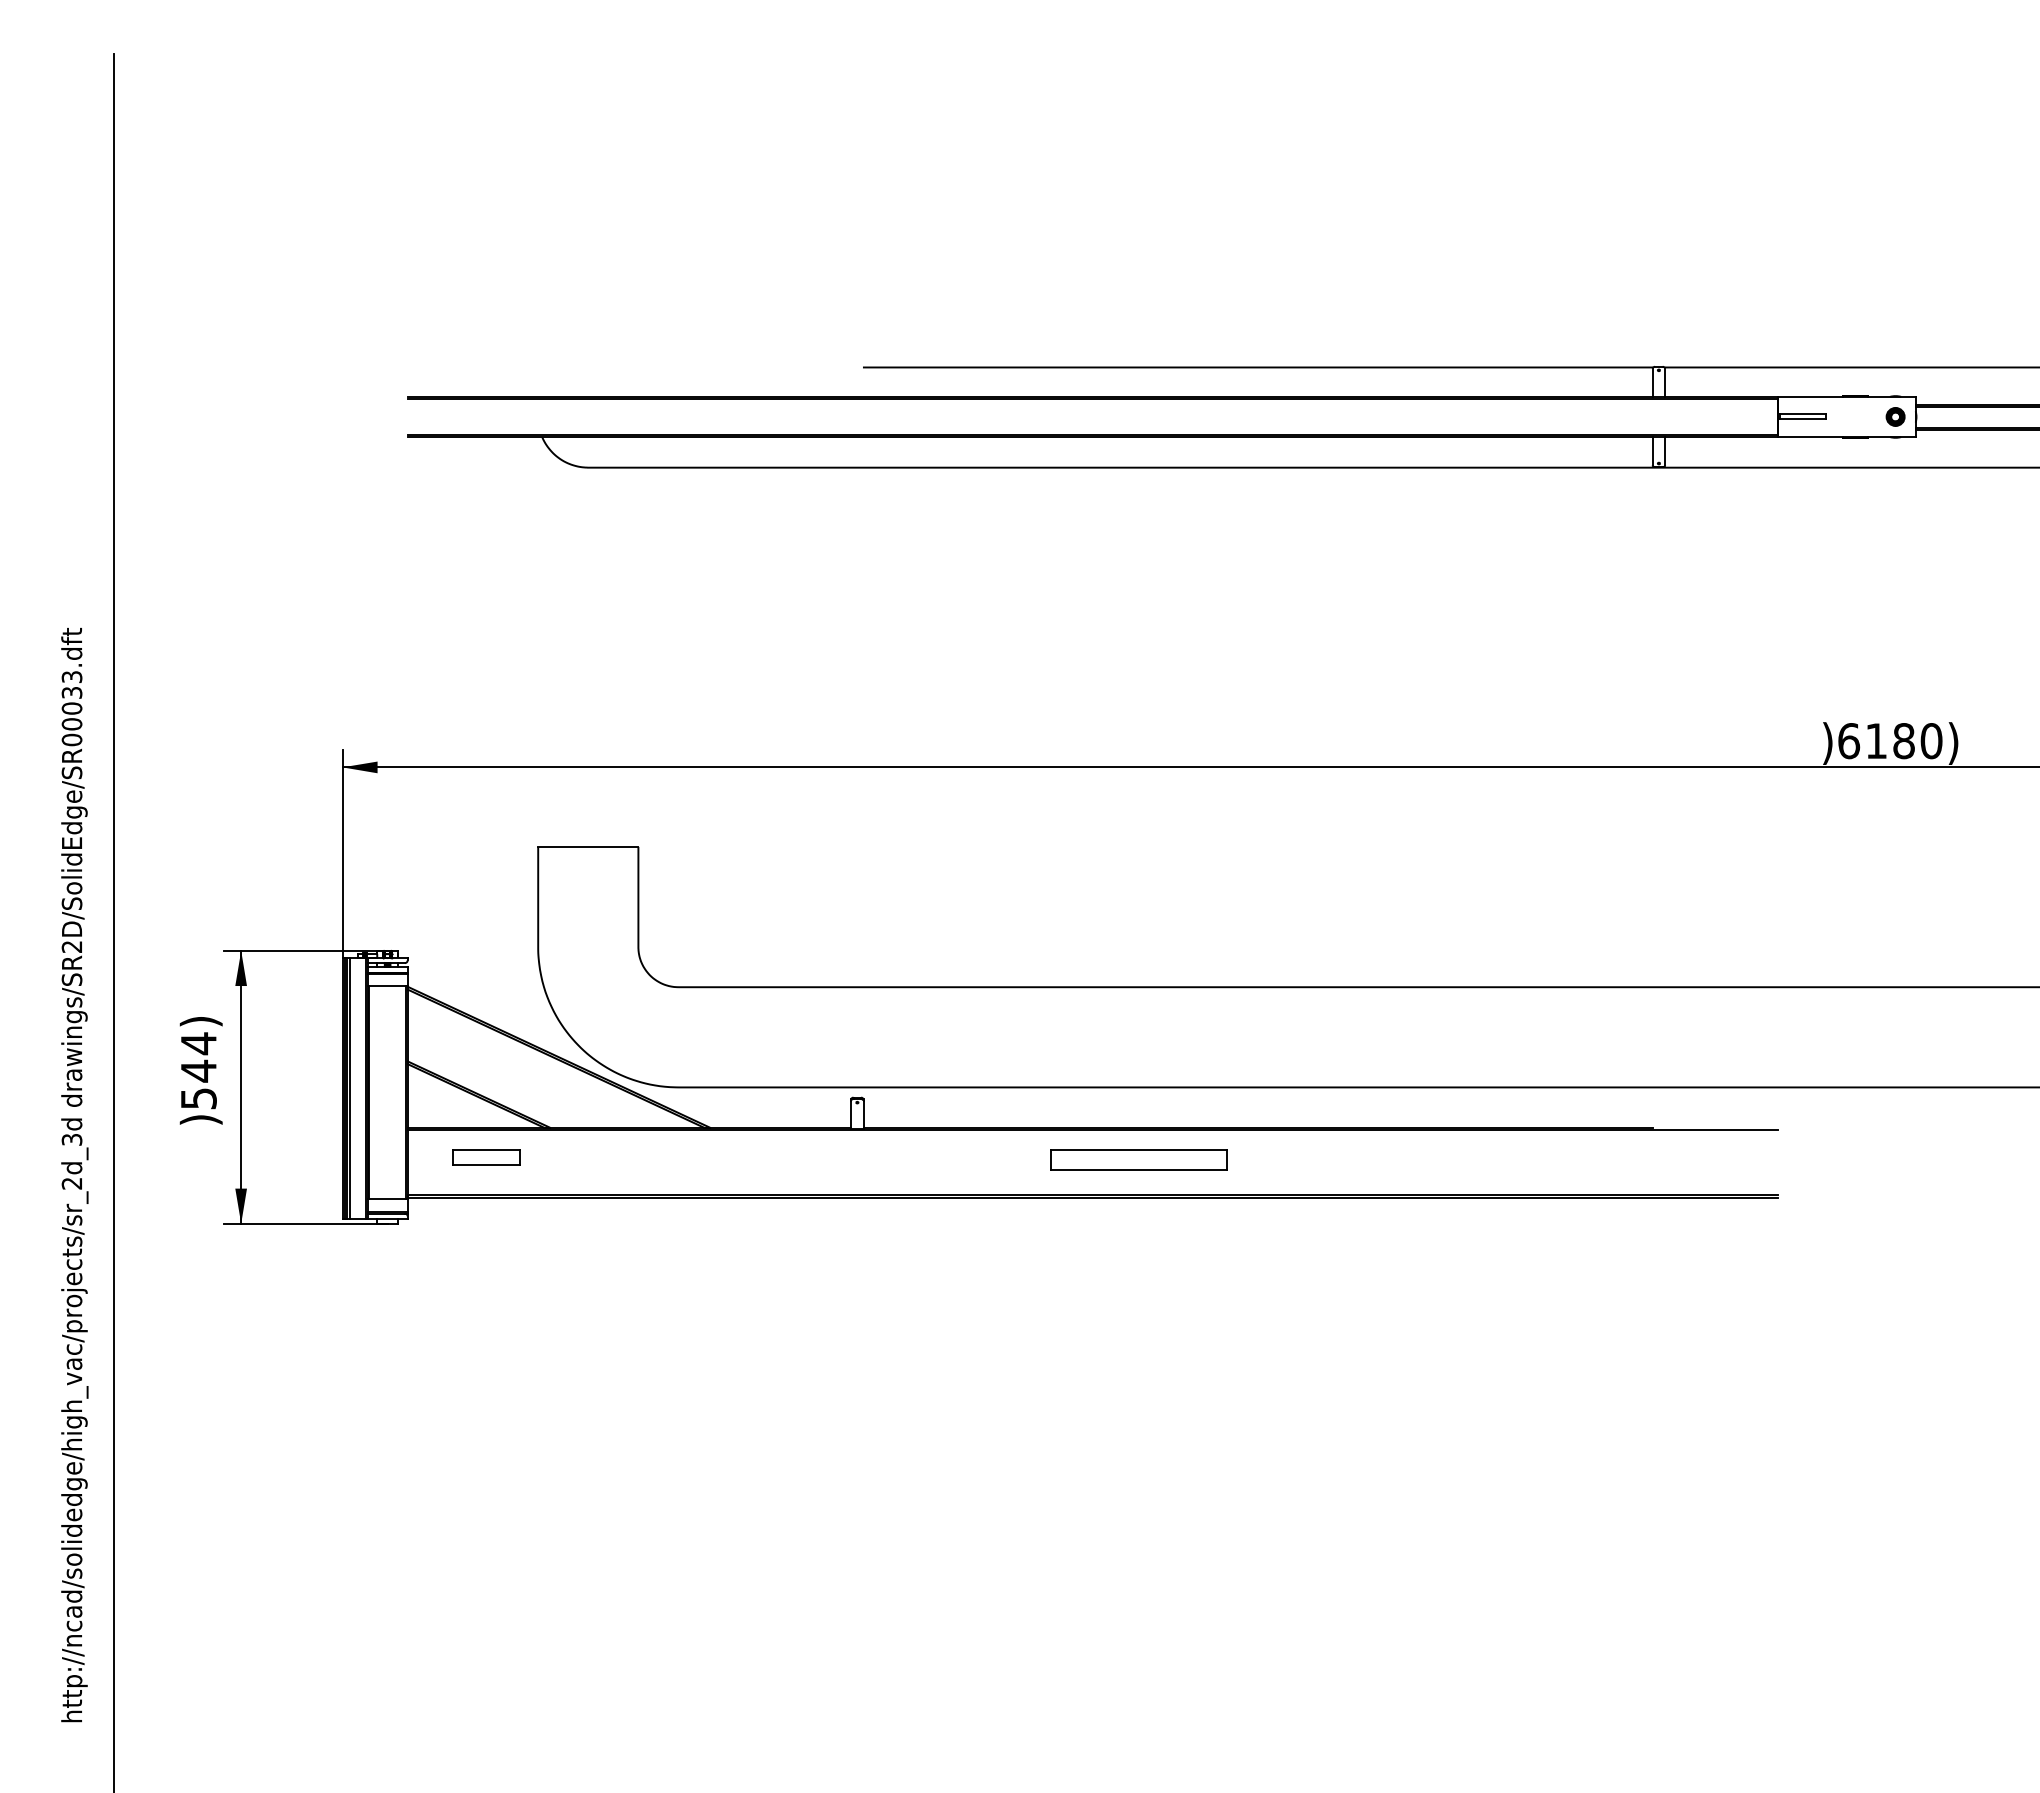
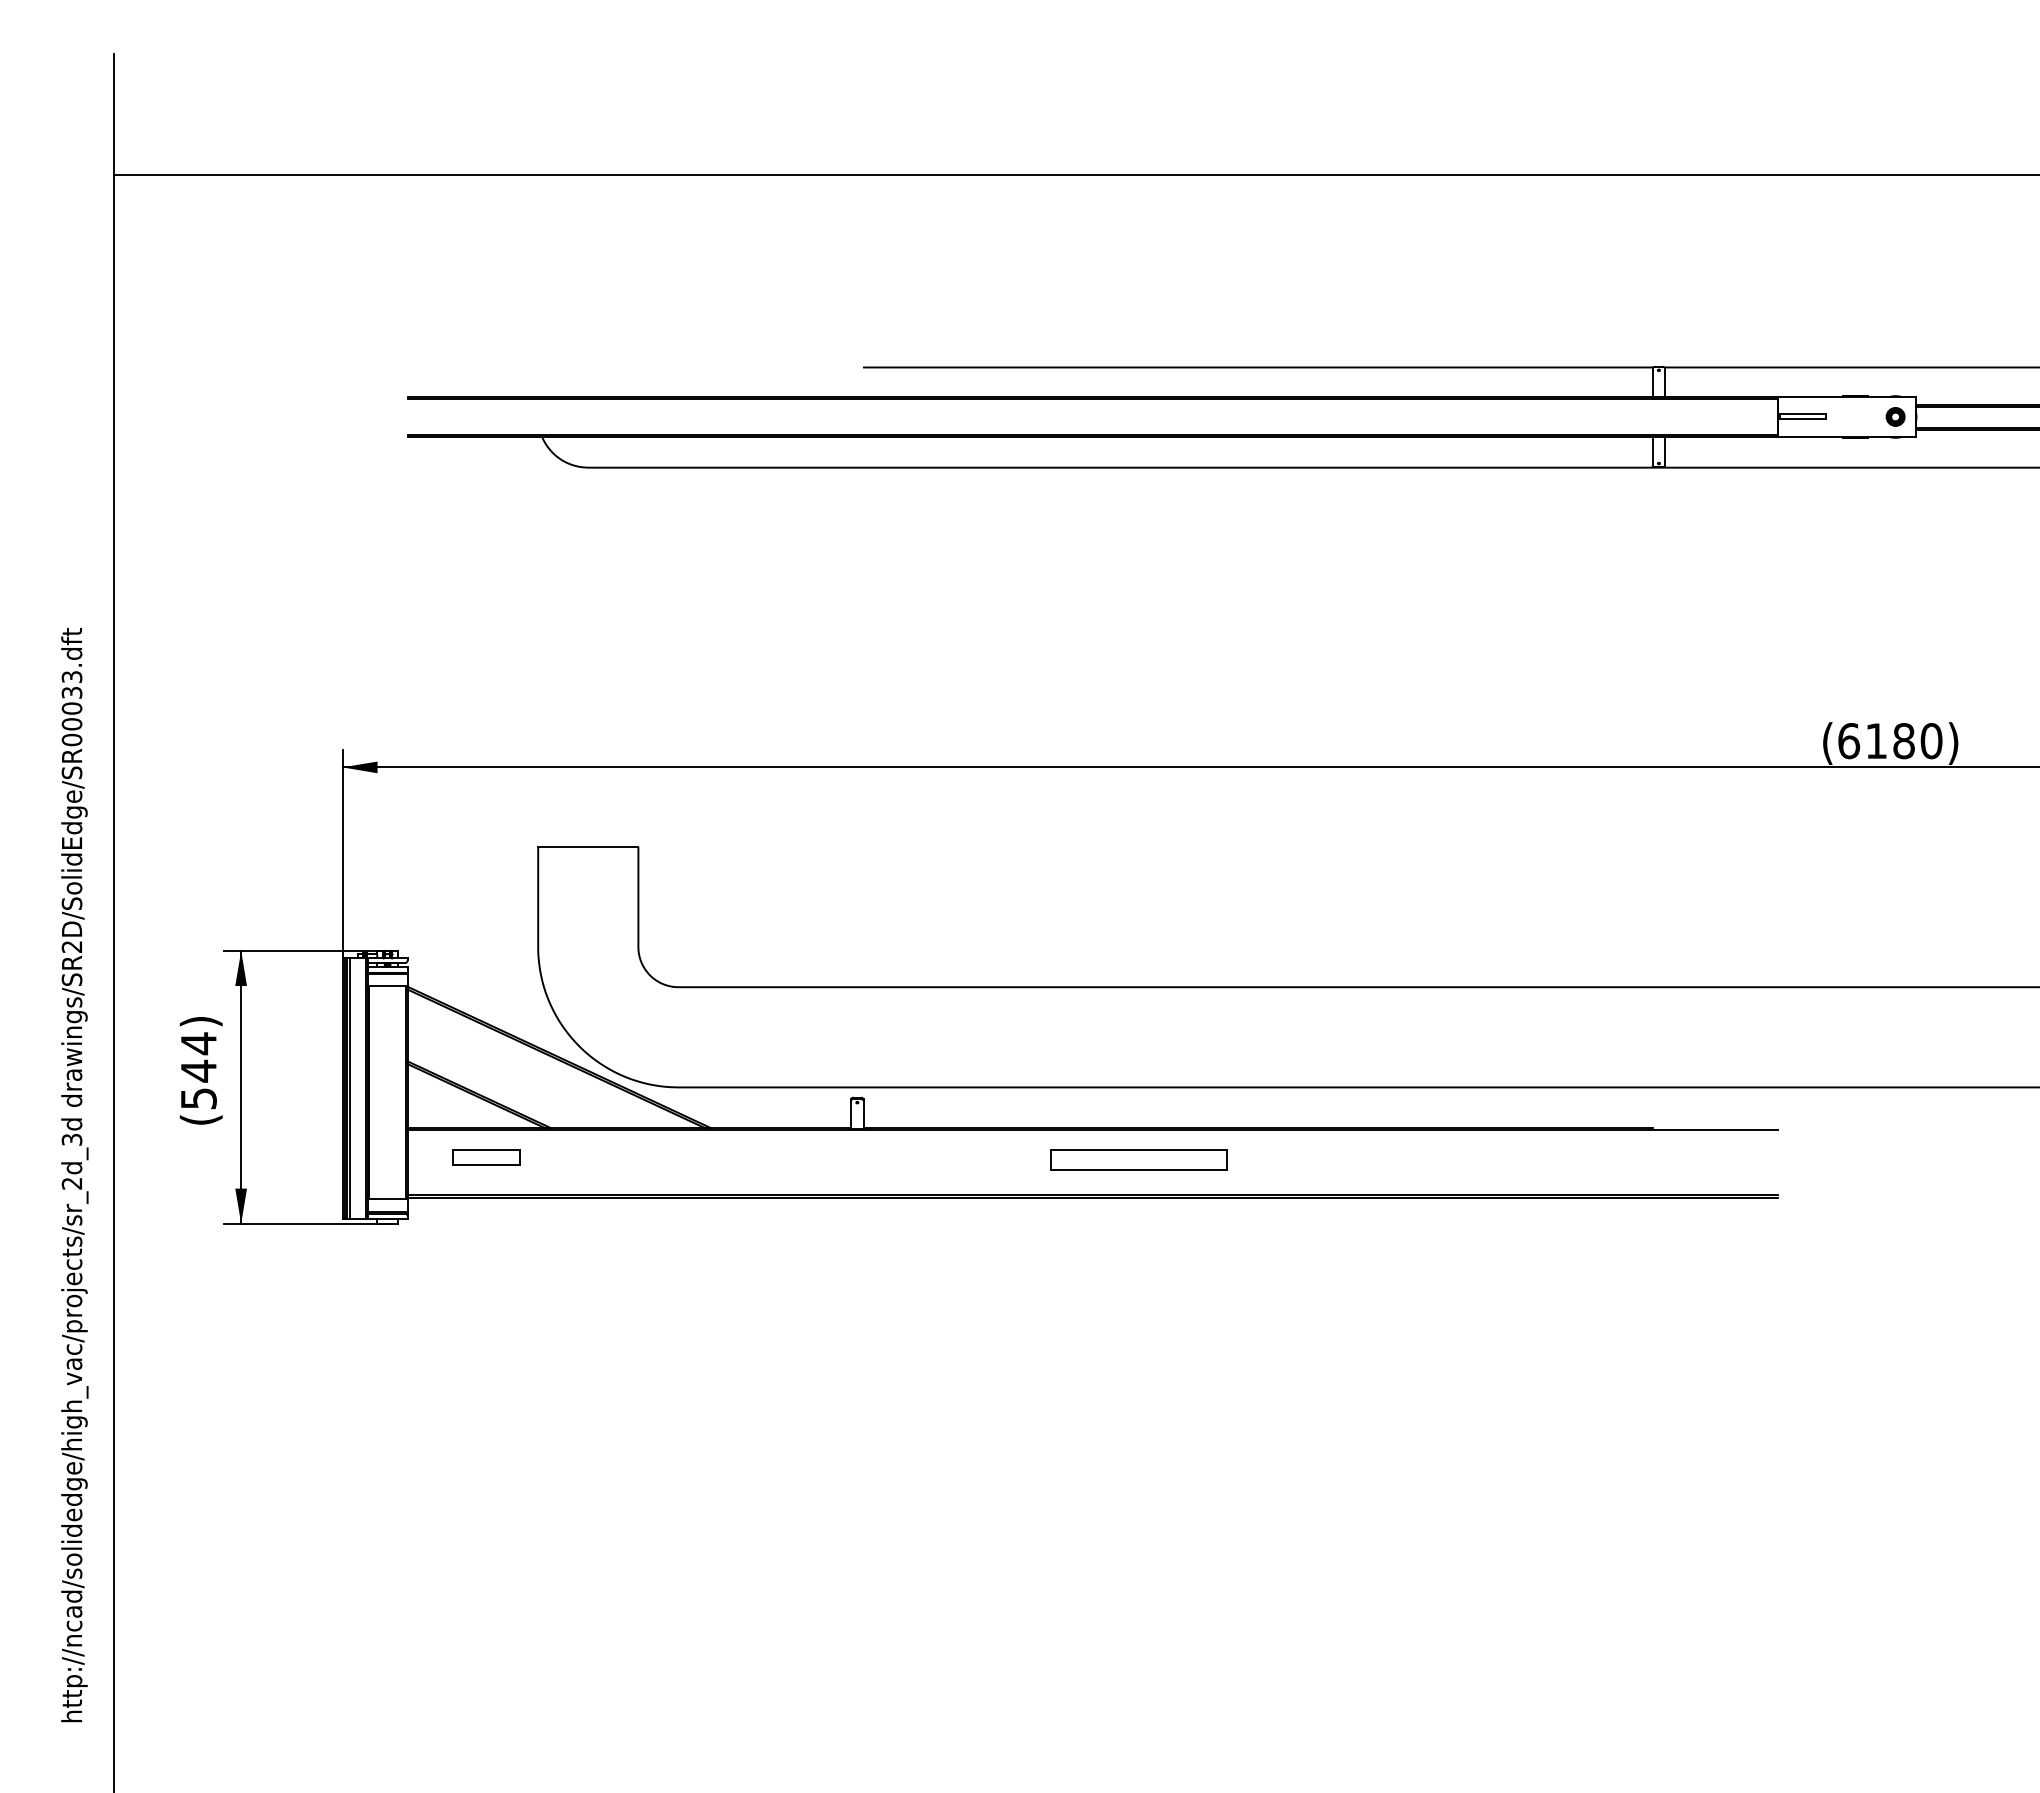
line: none -> present (1075, 175)
text: ) -> ( (1827, 743)
text: ) -> ( (200, 1119)
